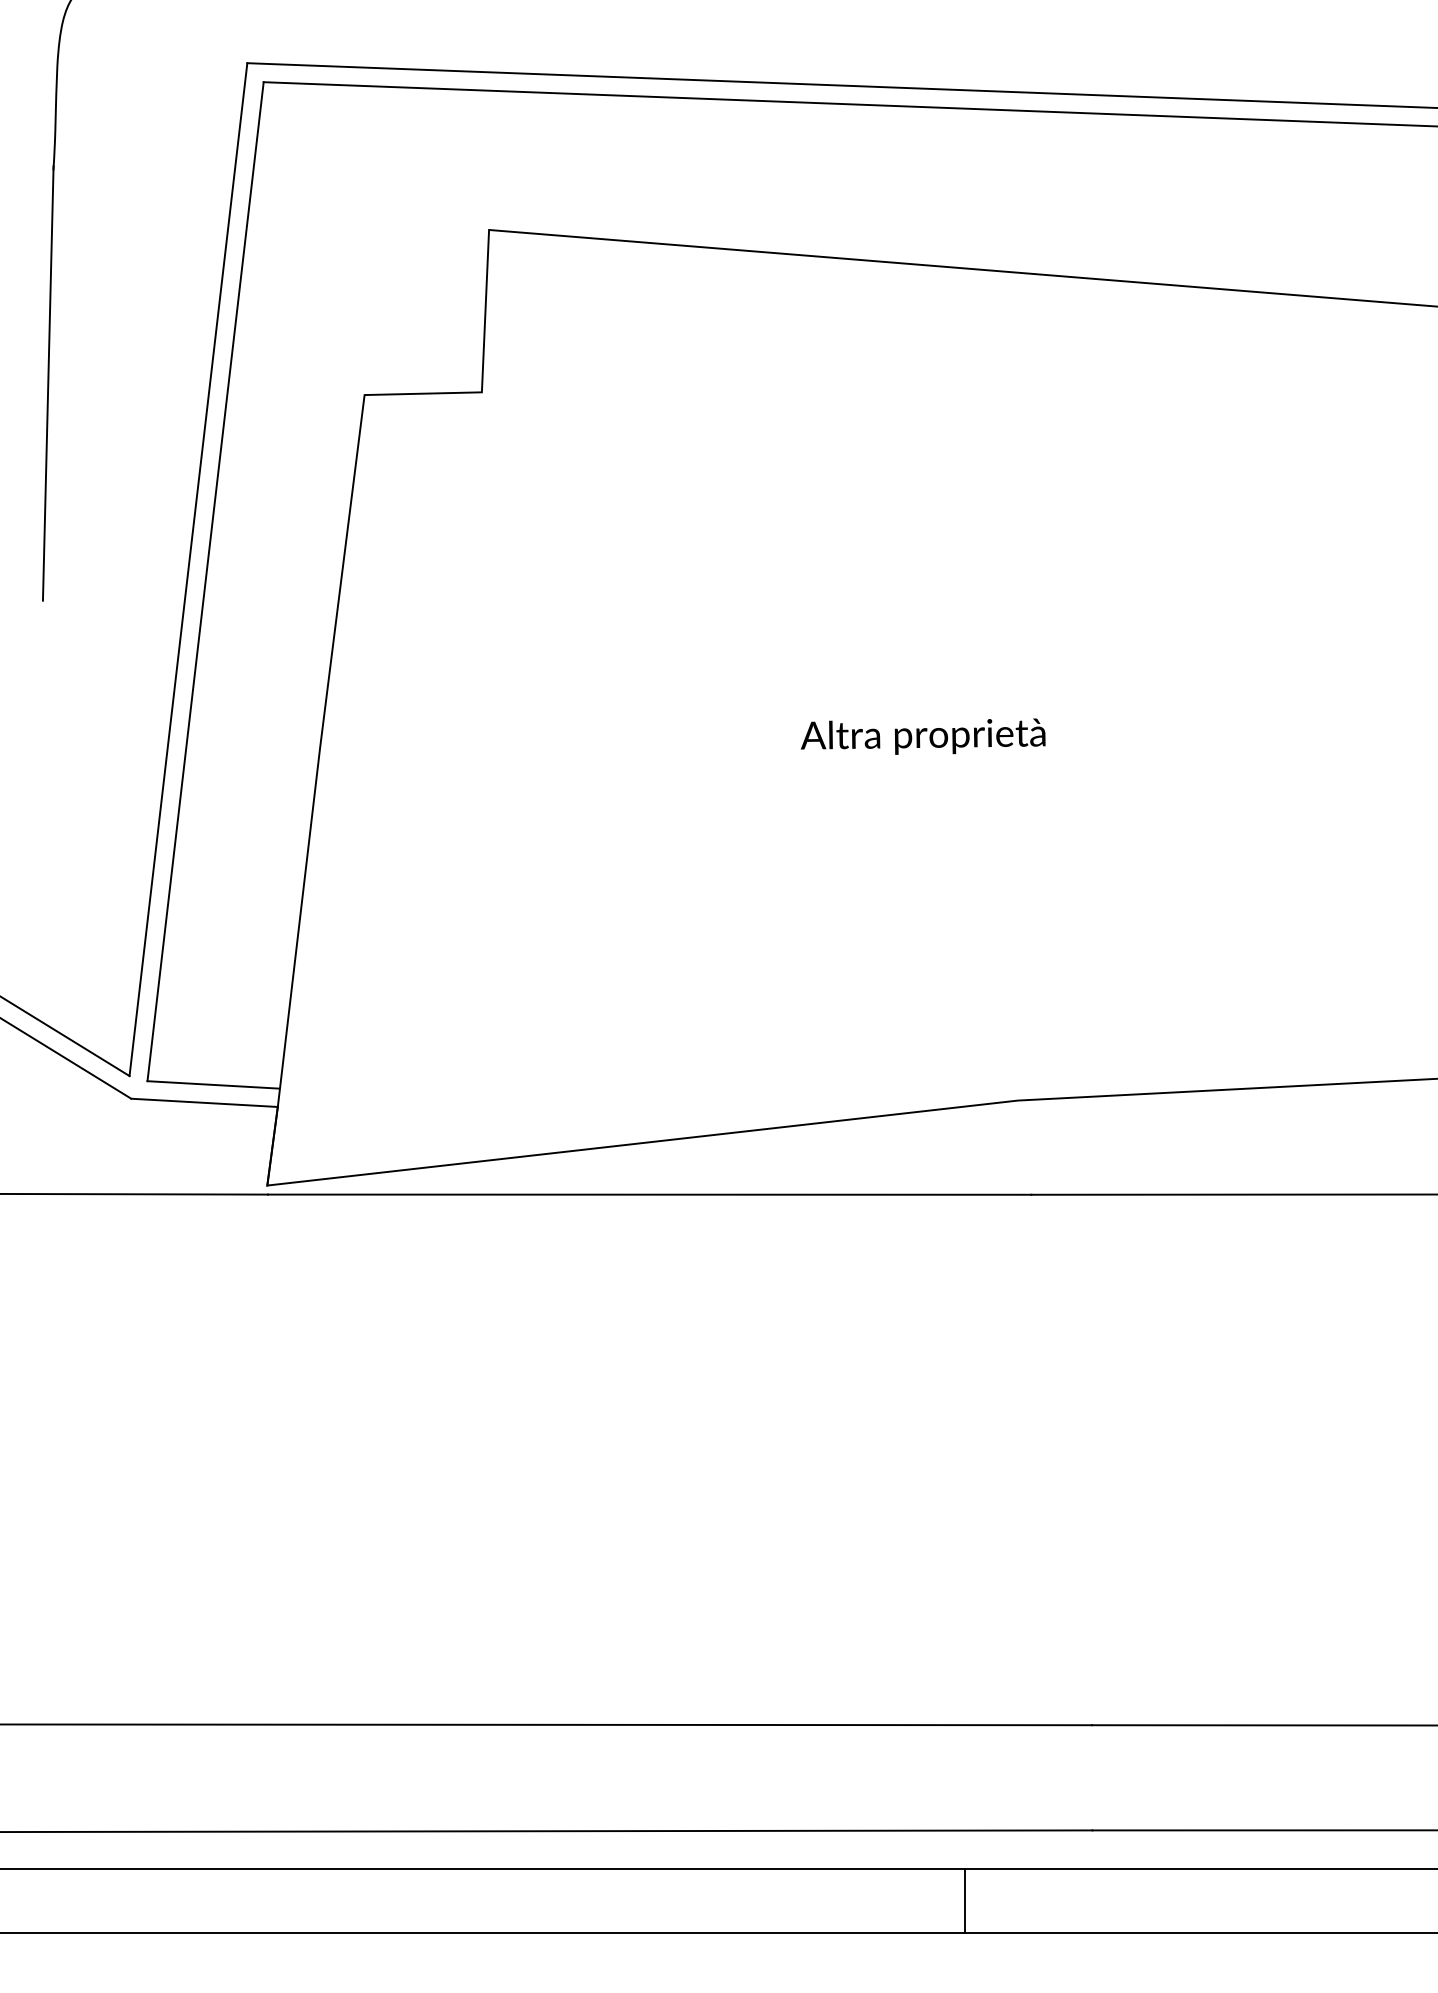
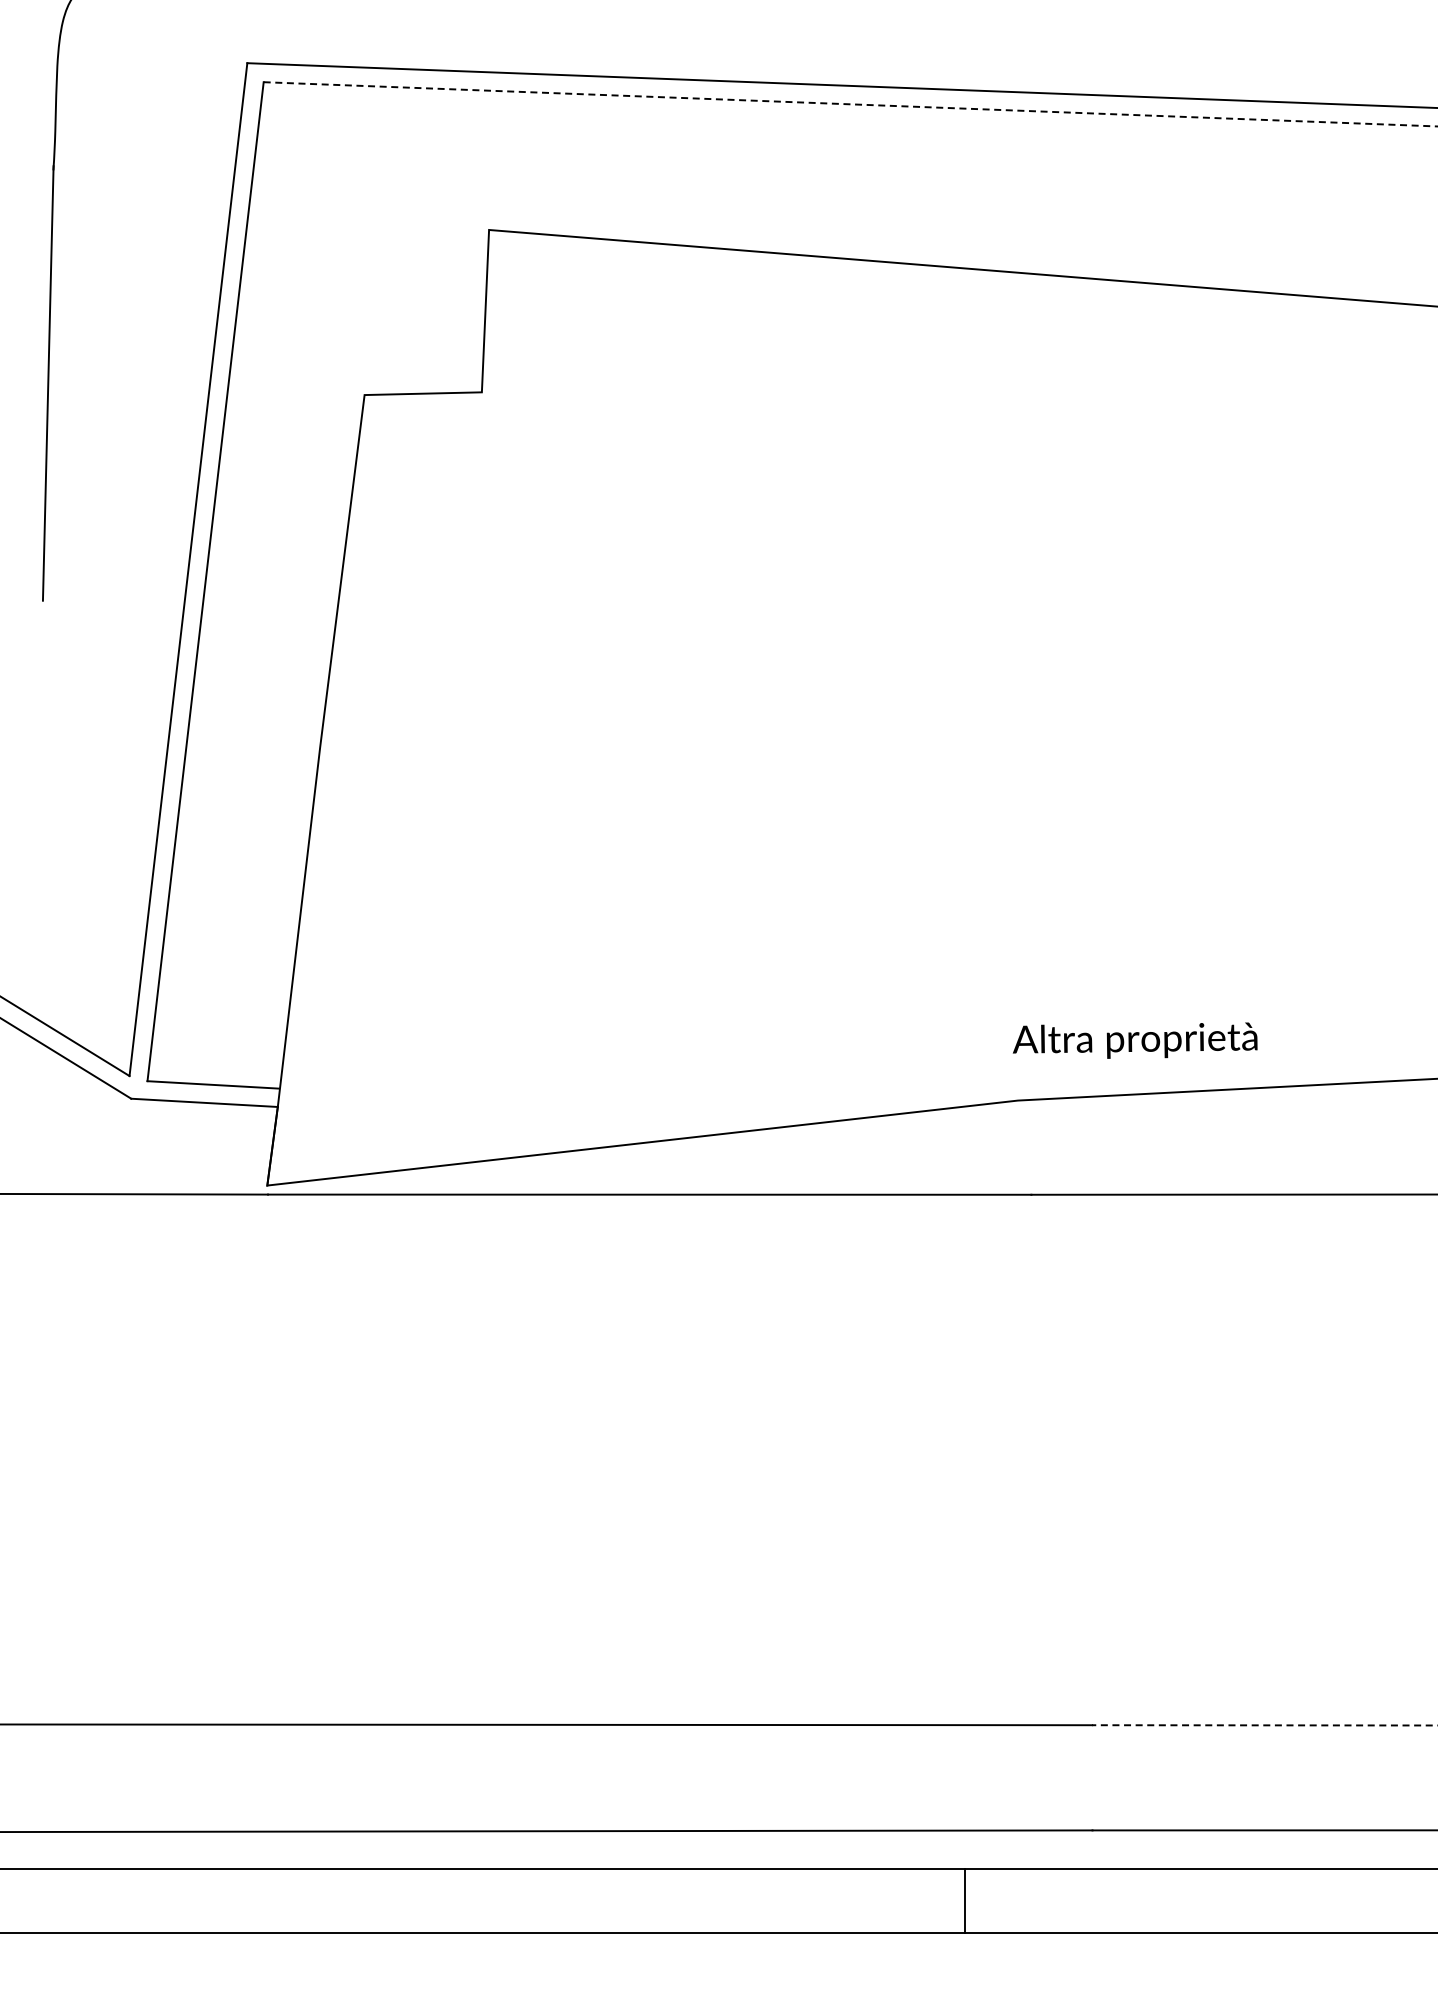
line: solid -> dashed (851, 104)
text position: (922, 736) -> (1134, 1040) (1134, 1040)
line: solid -> dashed (1264, 1725)
